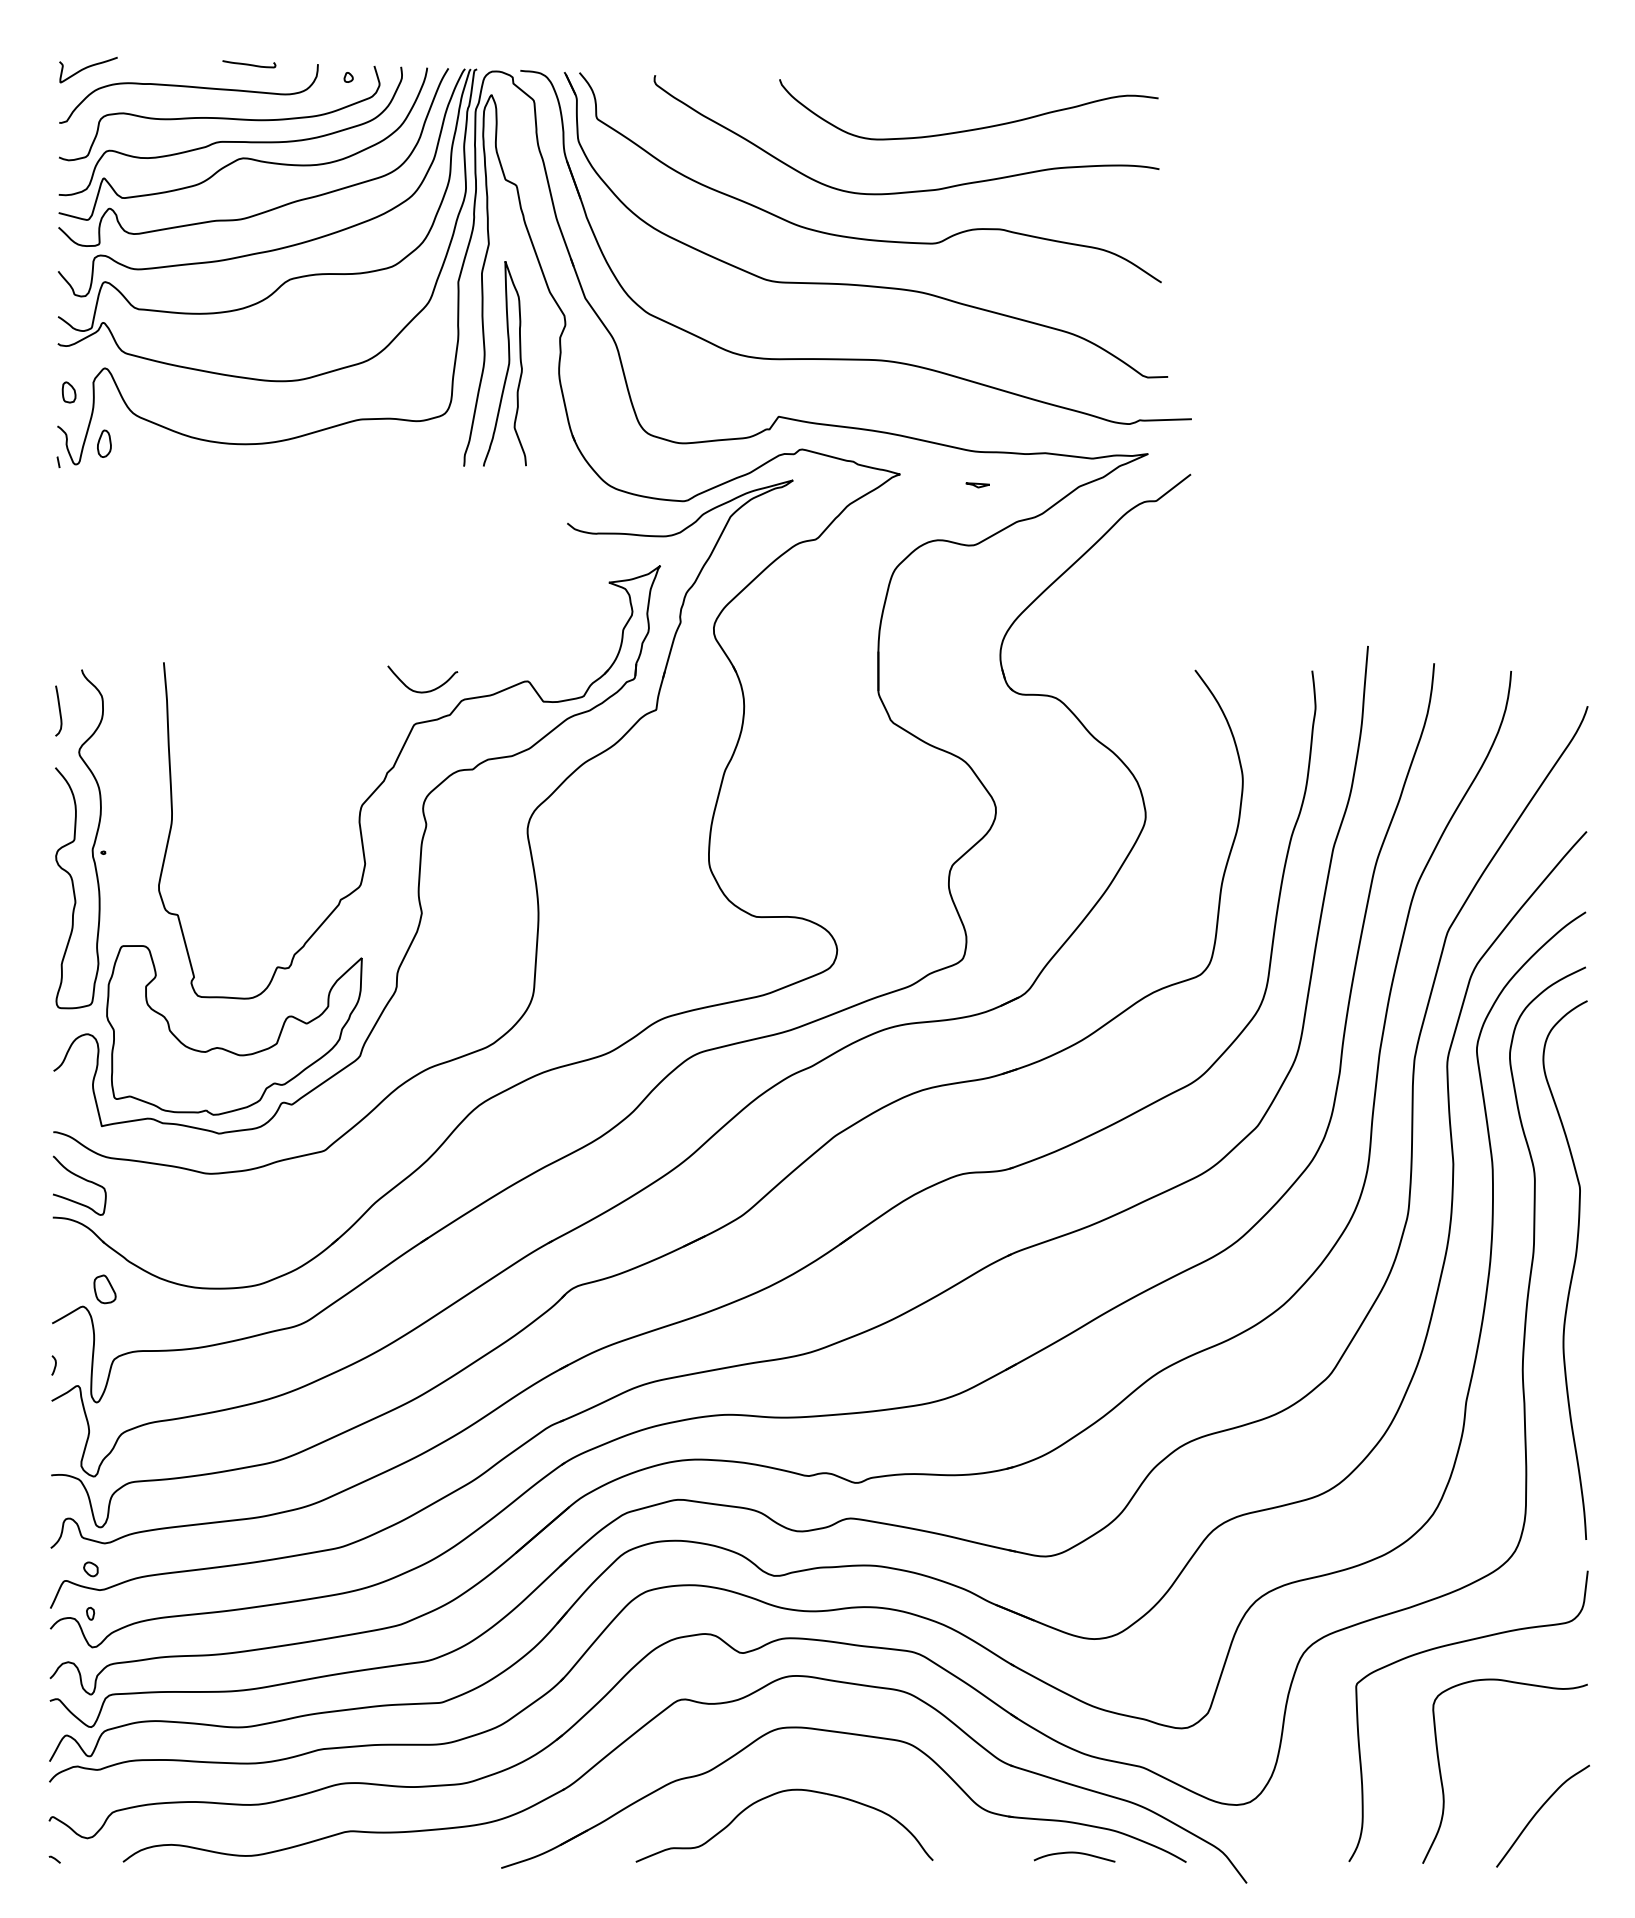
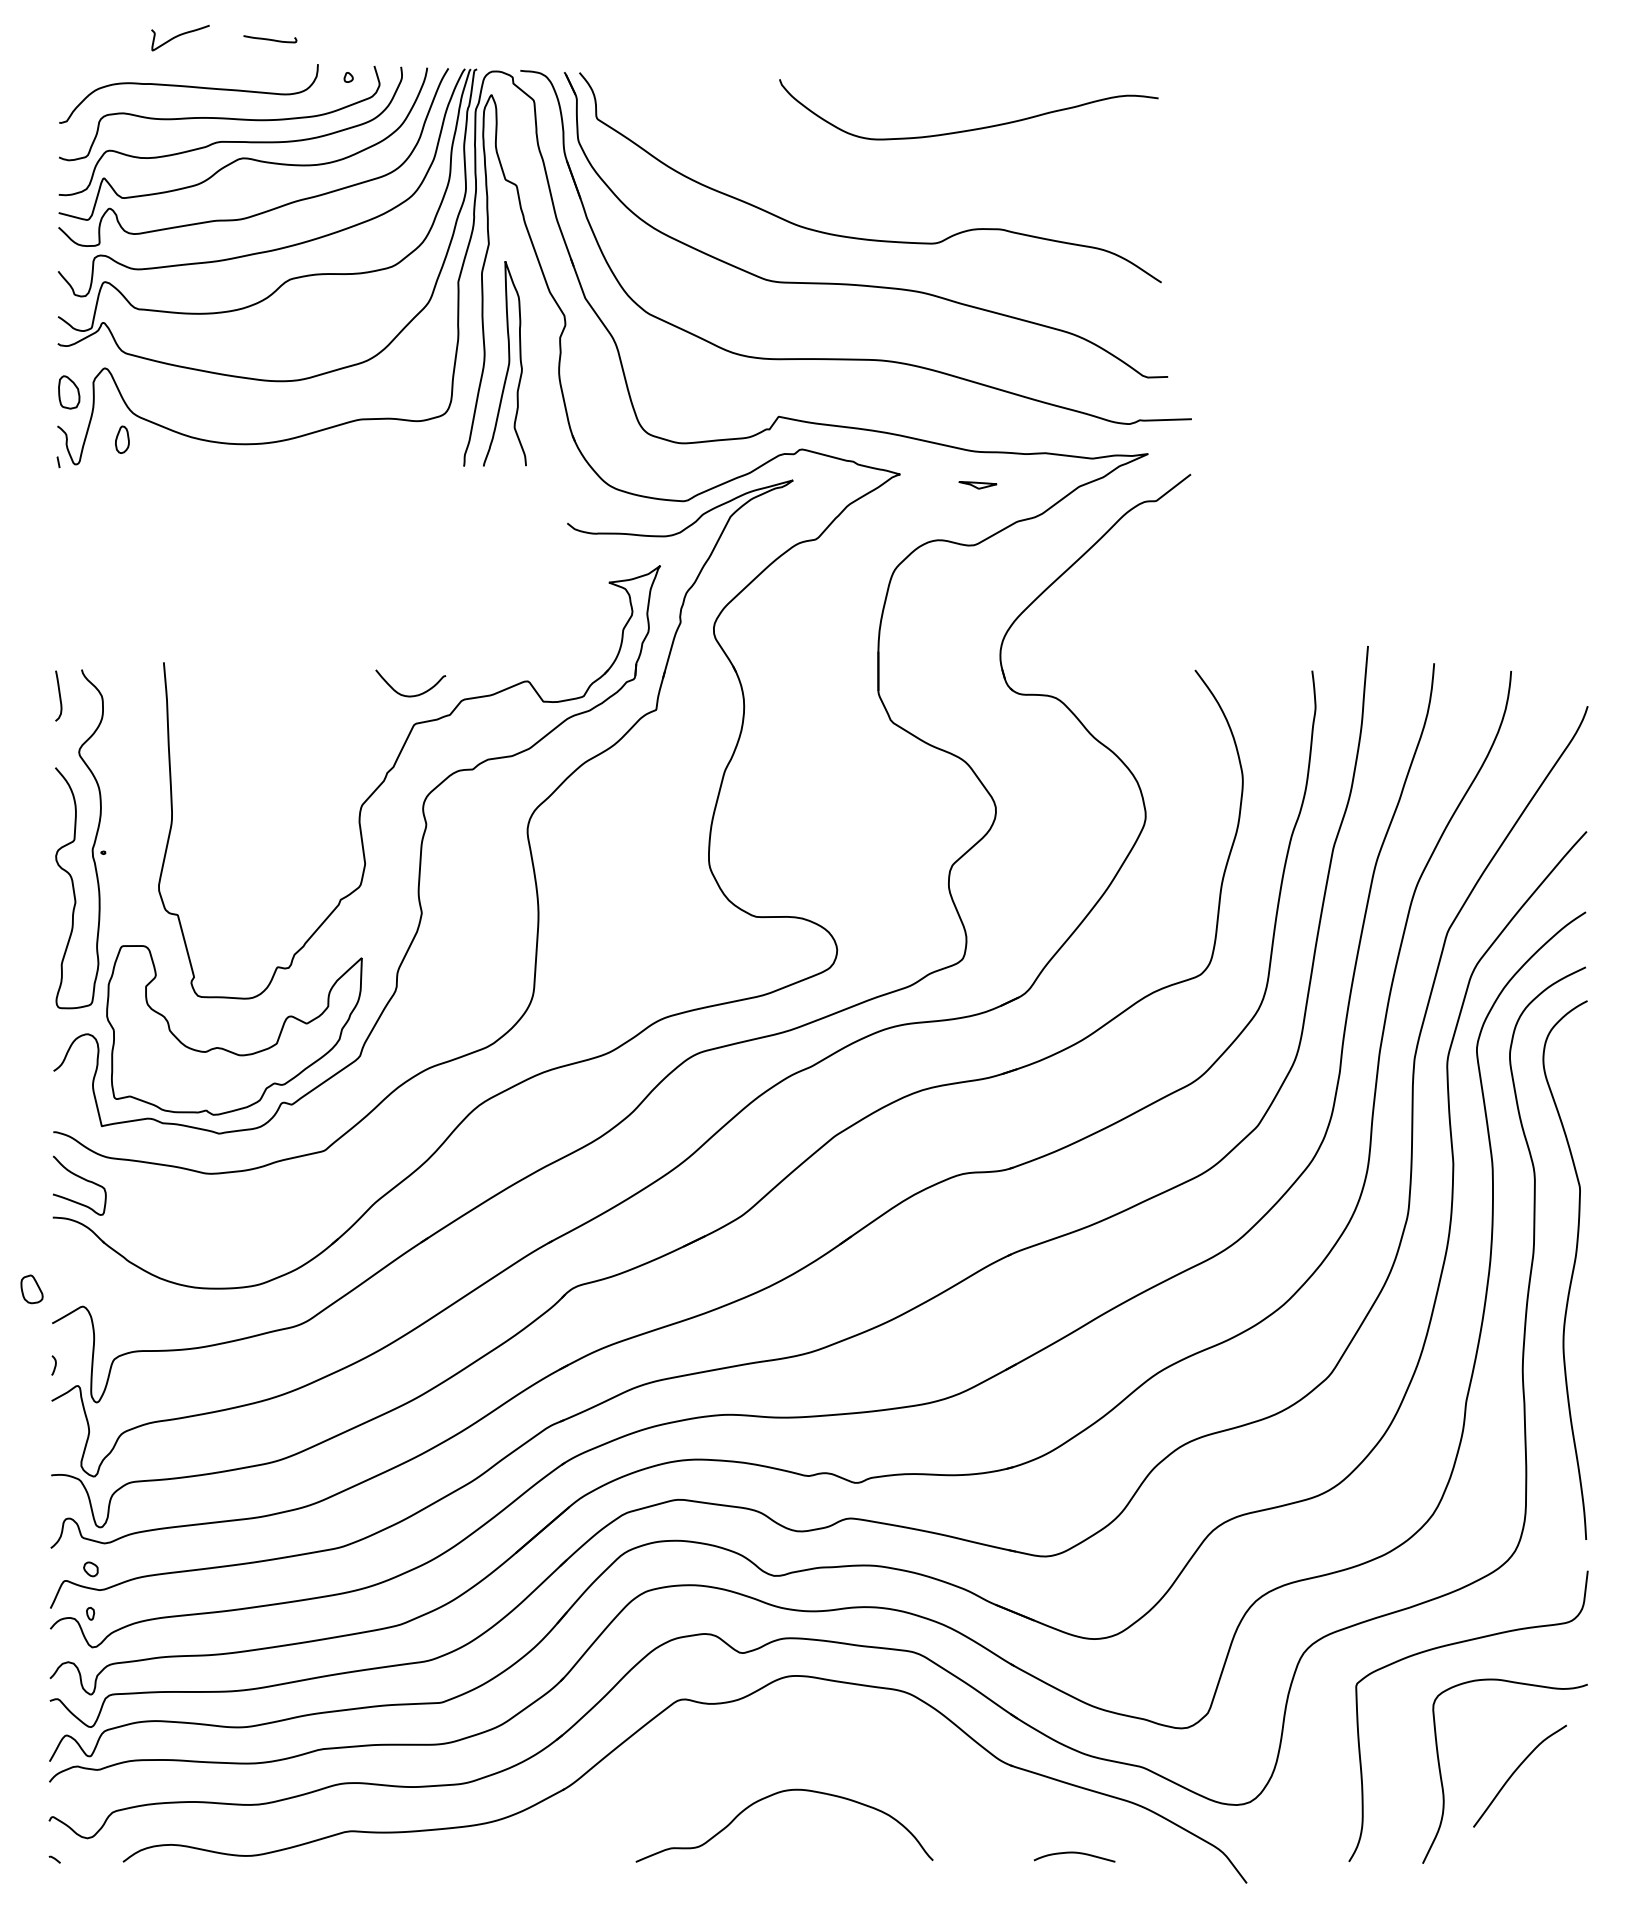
curve position: (249, 64) -> (270, 39) (270, 39)
curve position: (87, 68) -> (179, 36) (179, 36)
curve: present -> none (914, 190)
part size: 16x23 px -> 23x35 px (69, 392)
part position: (104, 443) -> (122, 439) (122, 439)
part size: 25x7 px -> 40x9 px (977, 485)
curve position: (422, 691) -> (410, 695) (410, 695)
curve position: (58, 709) -> (58, 694) (58, 694)
part position: (104, 1289) -> (31, 1289) (31, 1289)
part: present -> none (853, 1735)
curve position: (1539, 1811) -> (1516, 1771) (1516, 1771)
